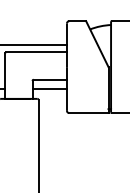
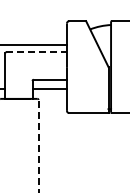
line: solid -> dashed (37, 52)
line: solid -> dashed (38, 145)
